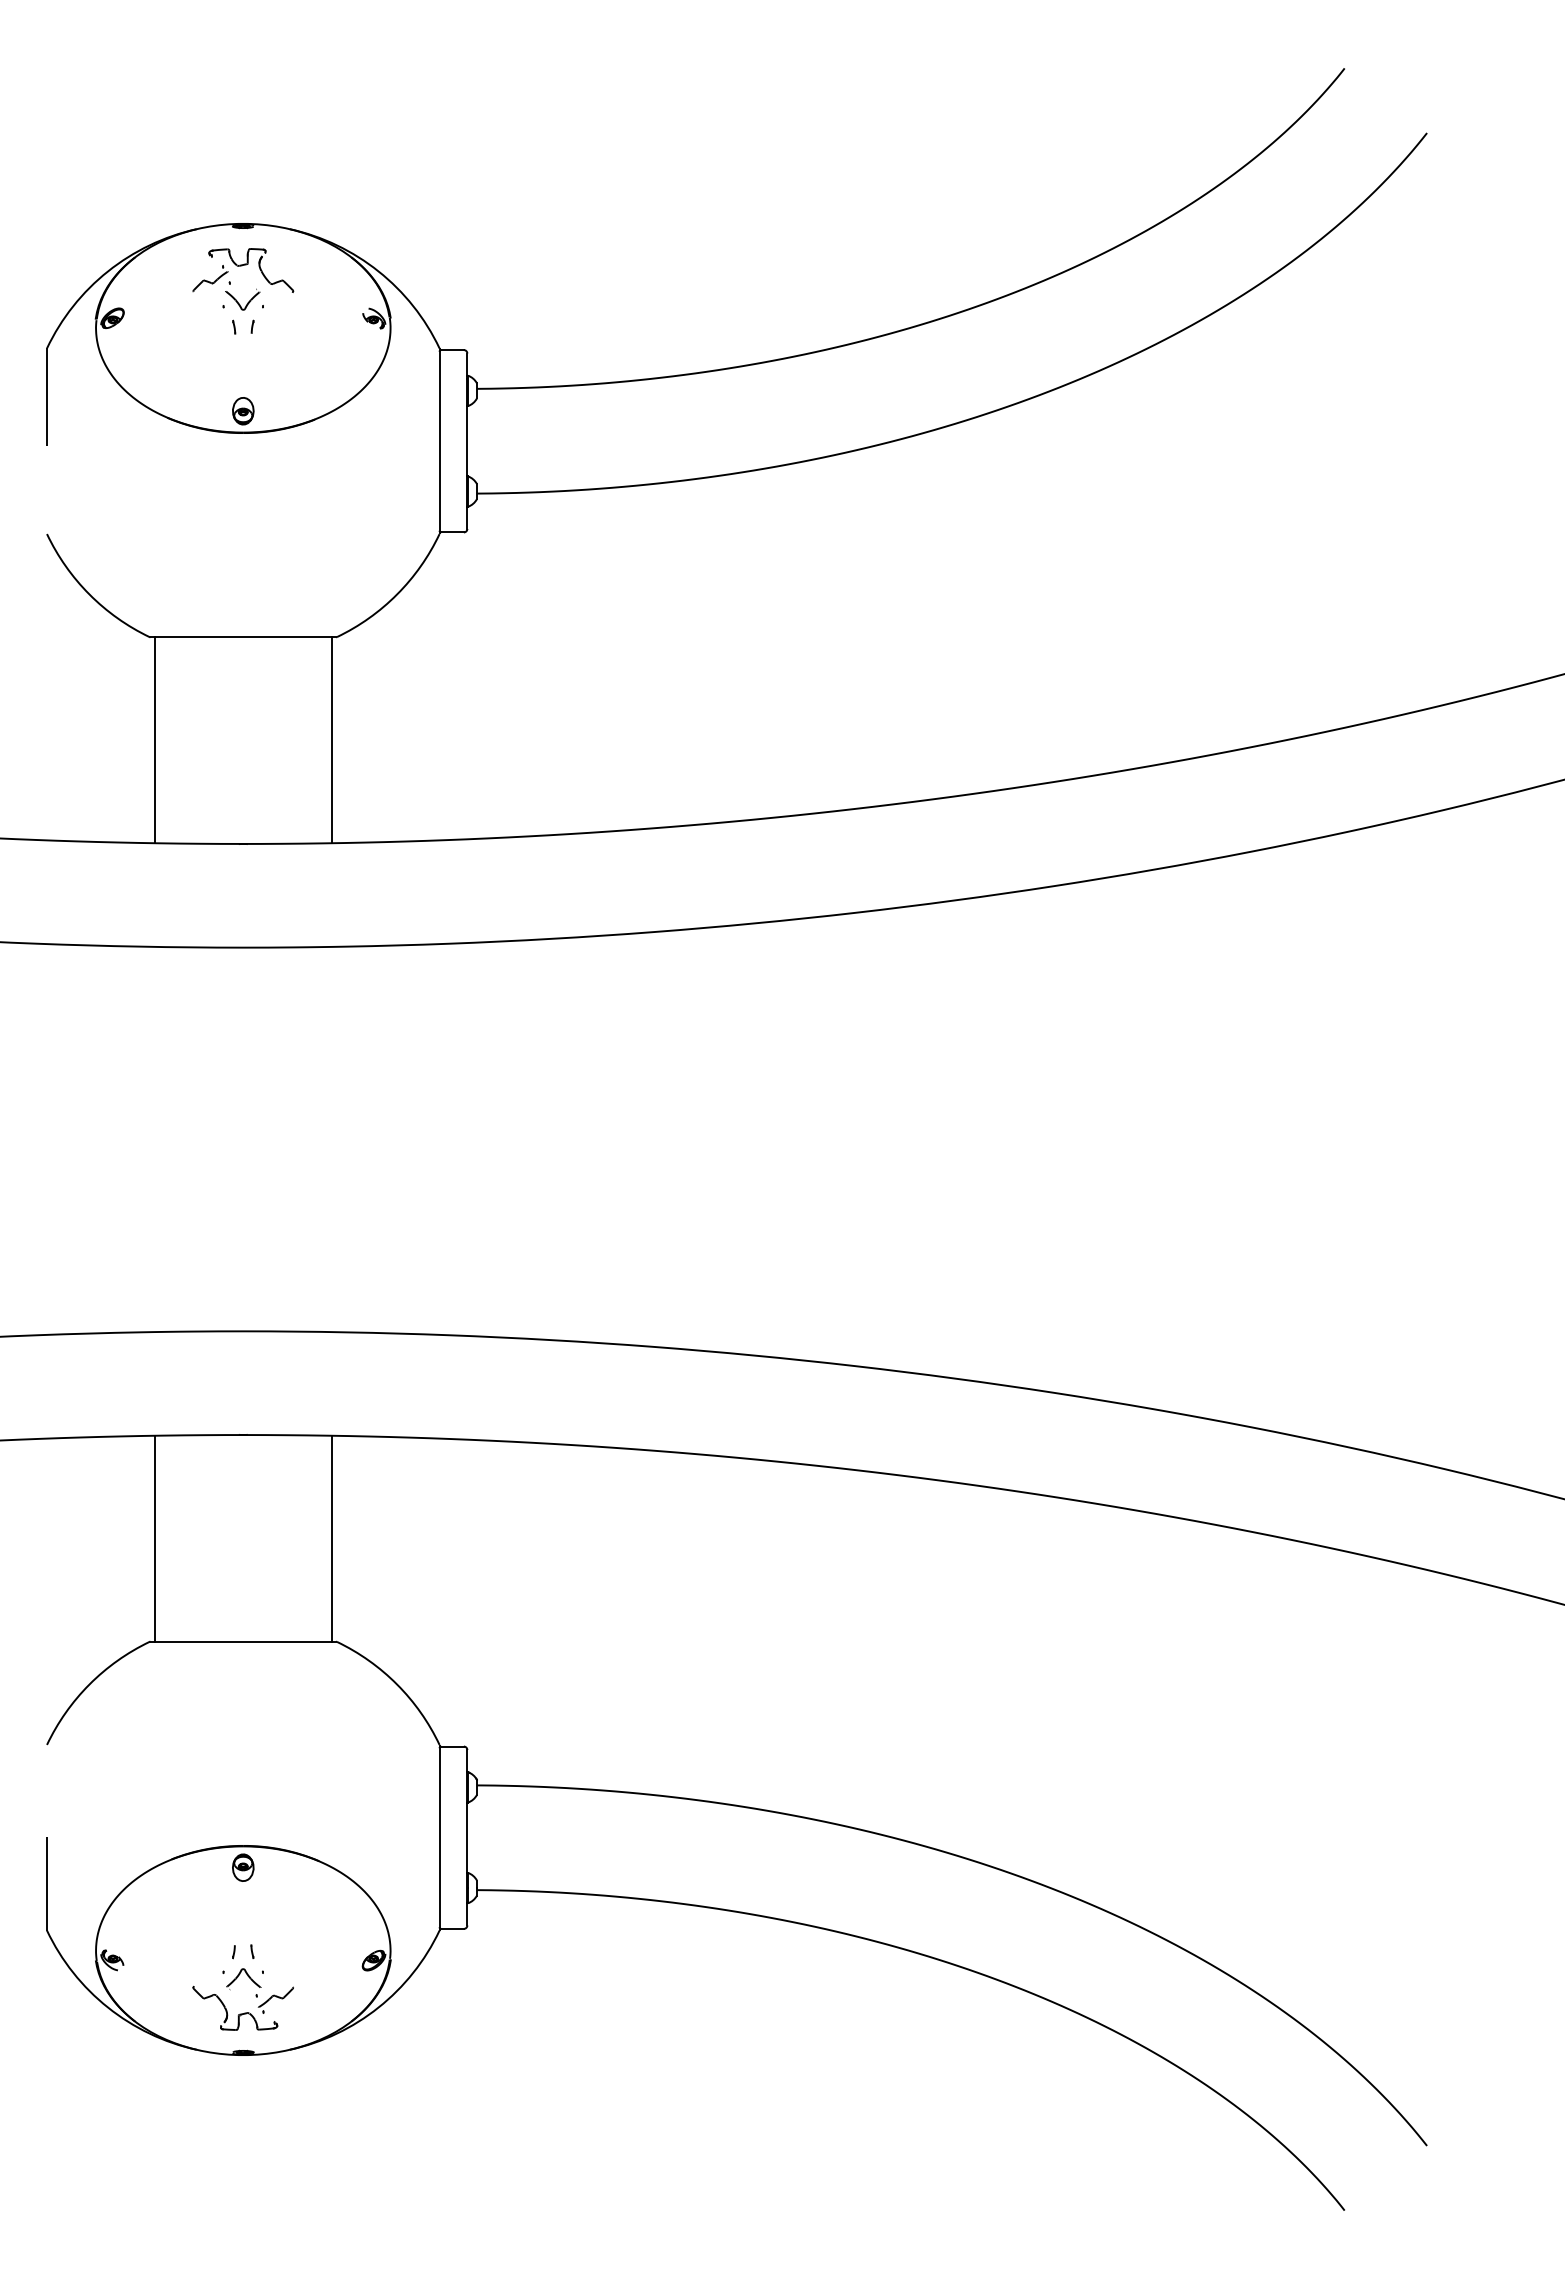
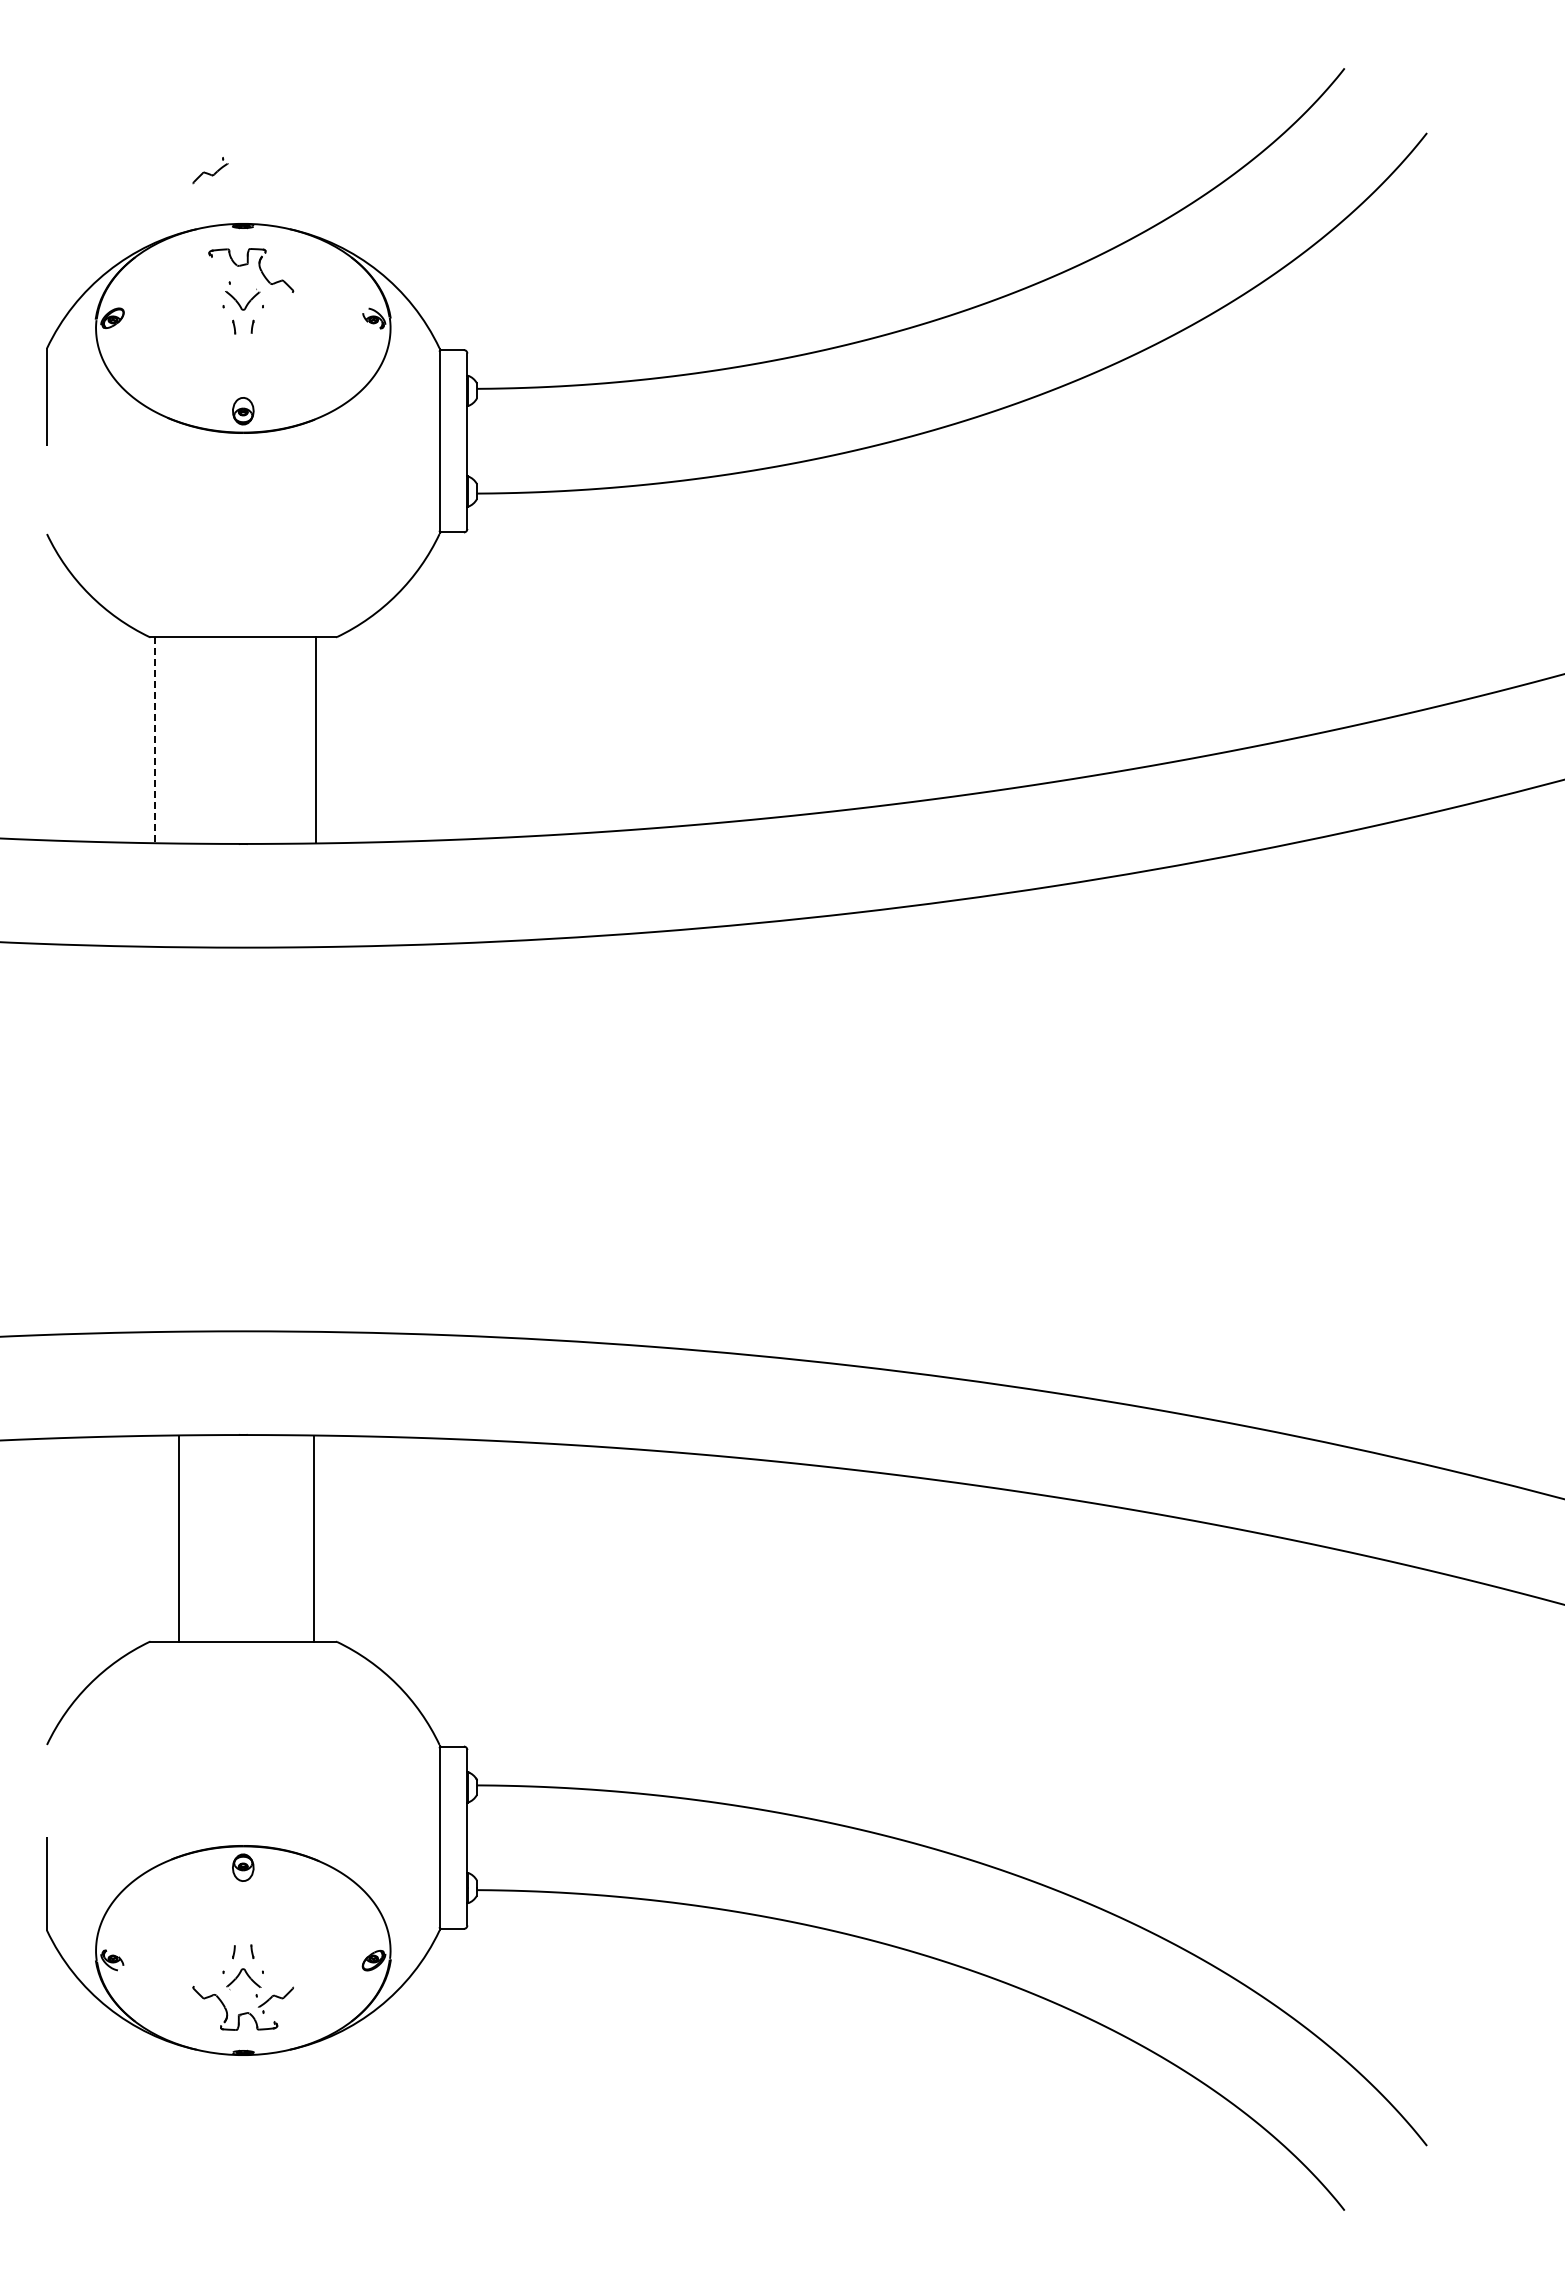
part position: (210, 278) -> (210, 170) (210, 170)
line: solid -> dashed (155, 740)
line position: (331, 740) -> (315, 740) (315, 740)
line position: (155, 1538) -> (179, 1538) (179, 1538)
line position: (331, 1538) -> (313, 1538) (313, 1538)
